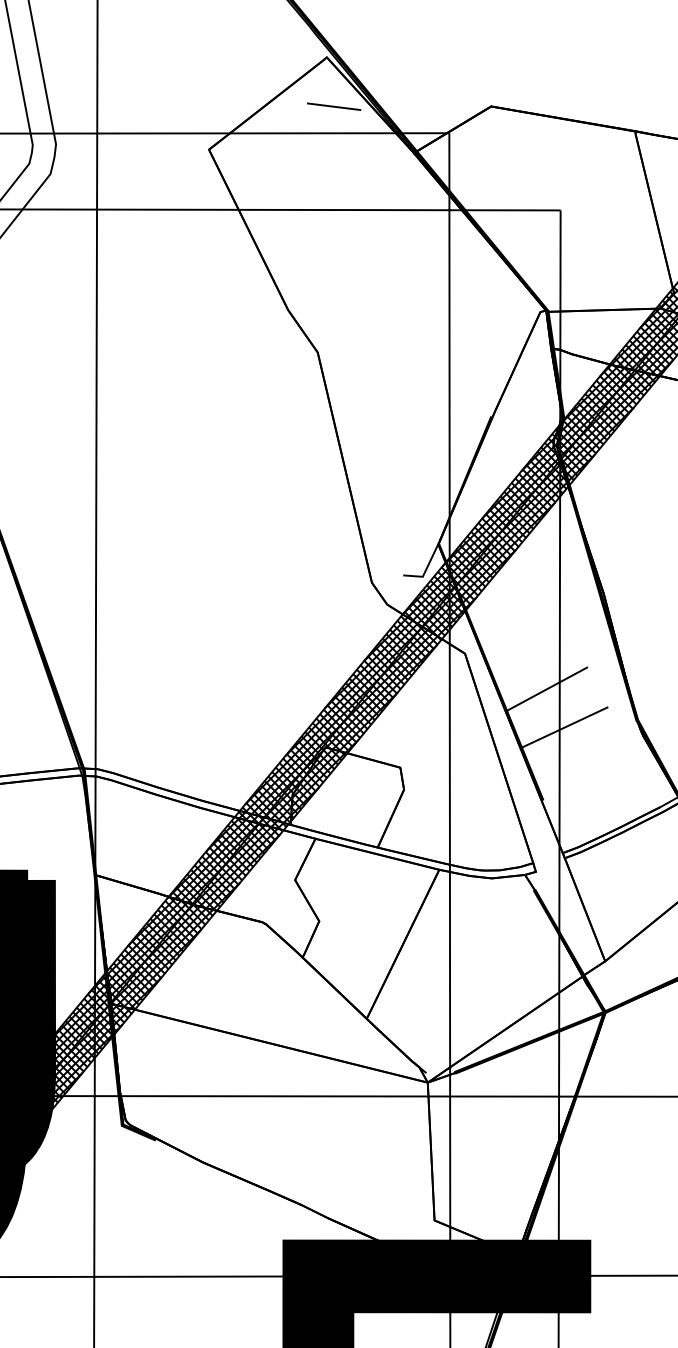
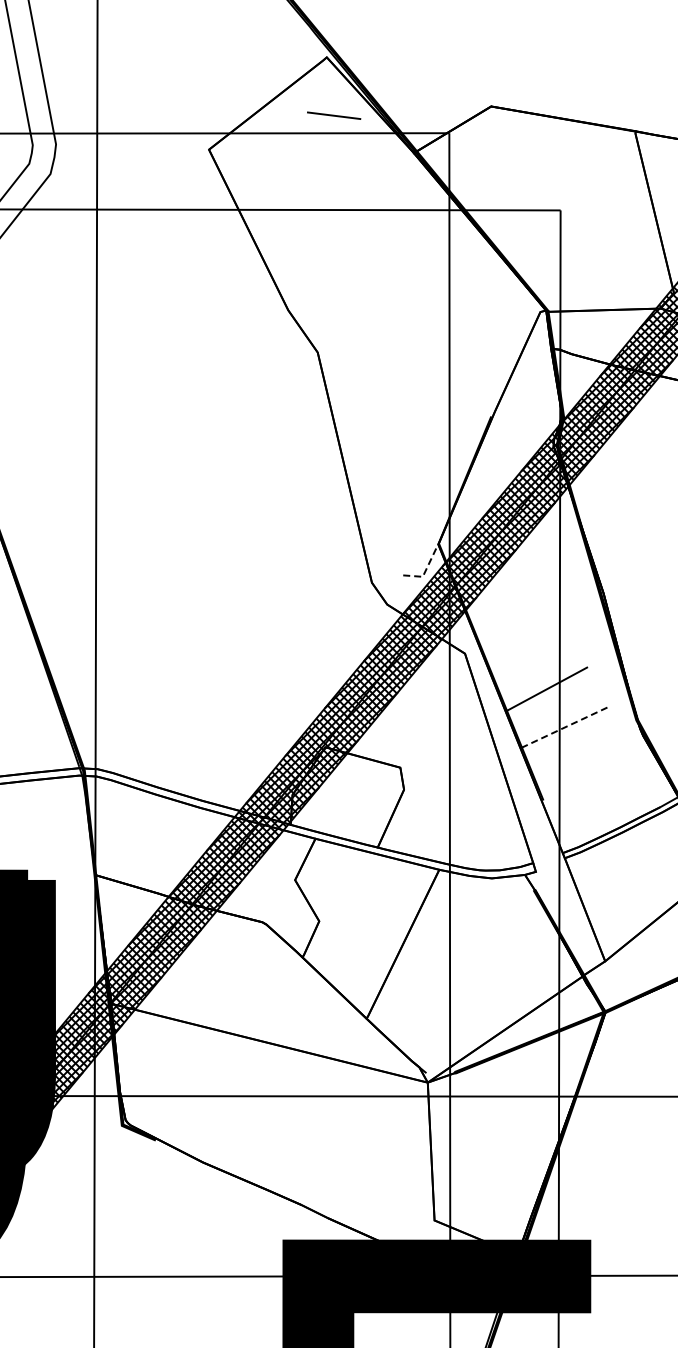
line position: (334, 106) -> (334, 115) (334, 115)
line: solid -> dashed (426, 568)
line: solid -> dashed (564, 727)
